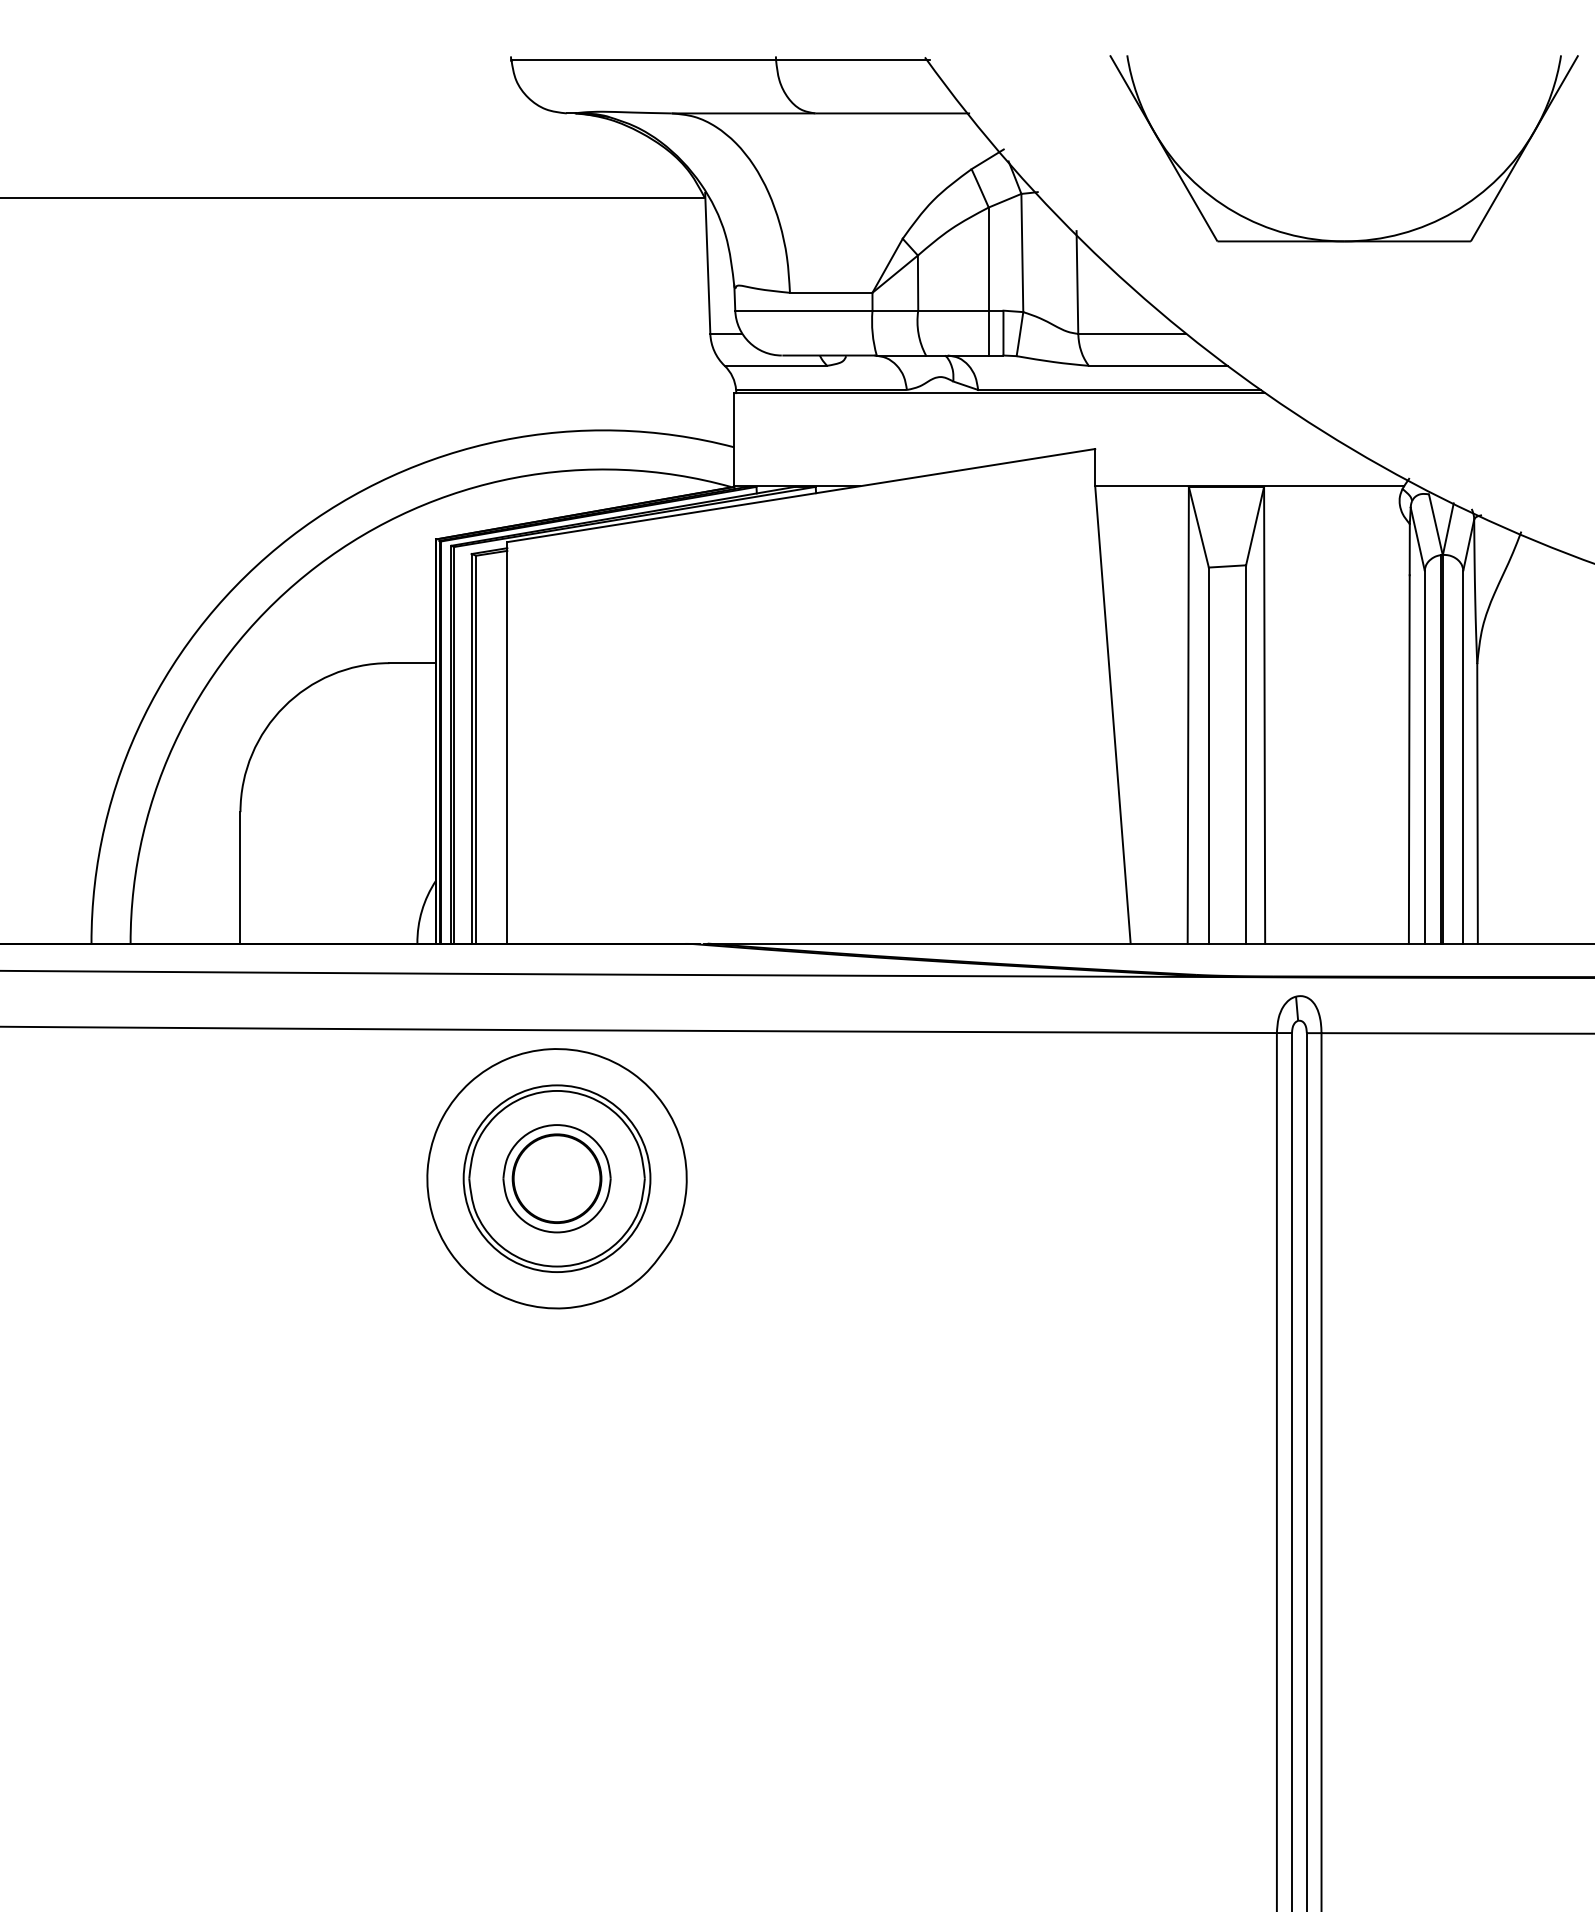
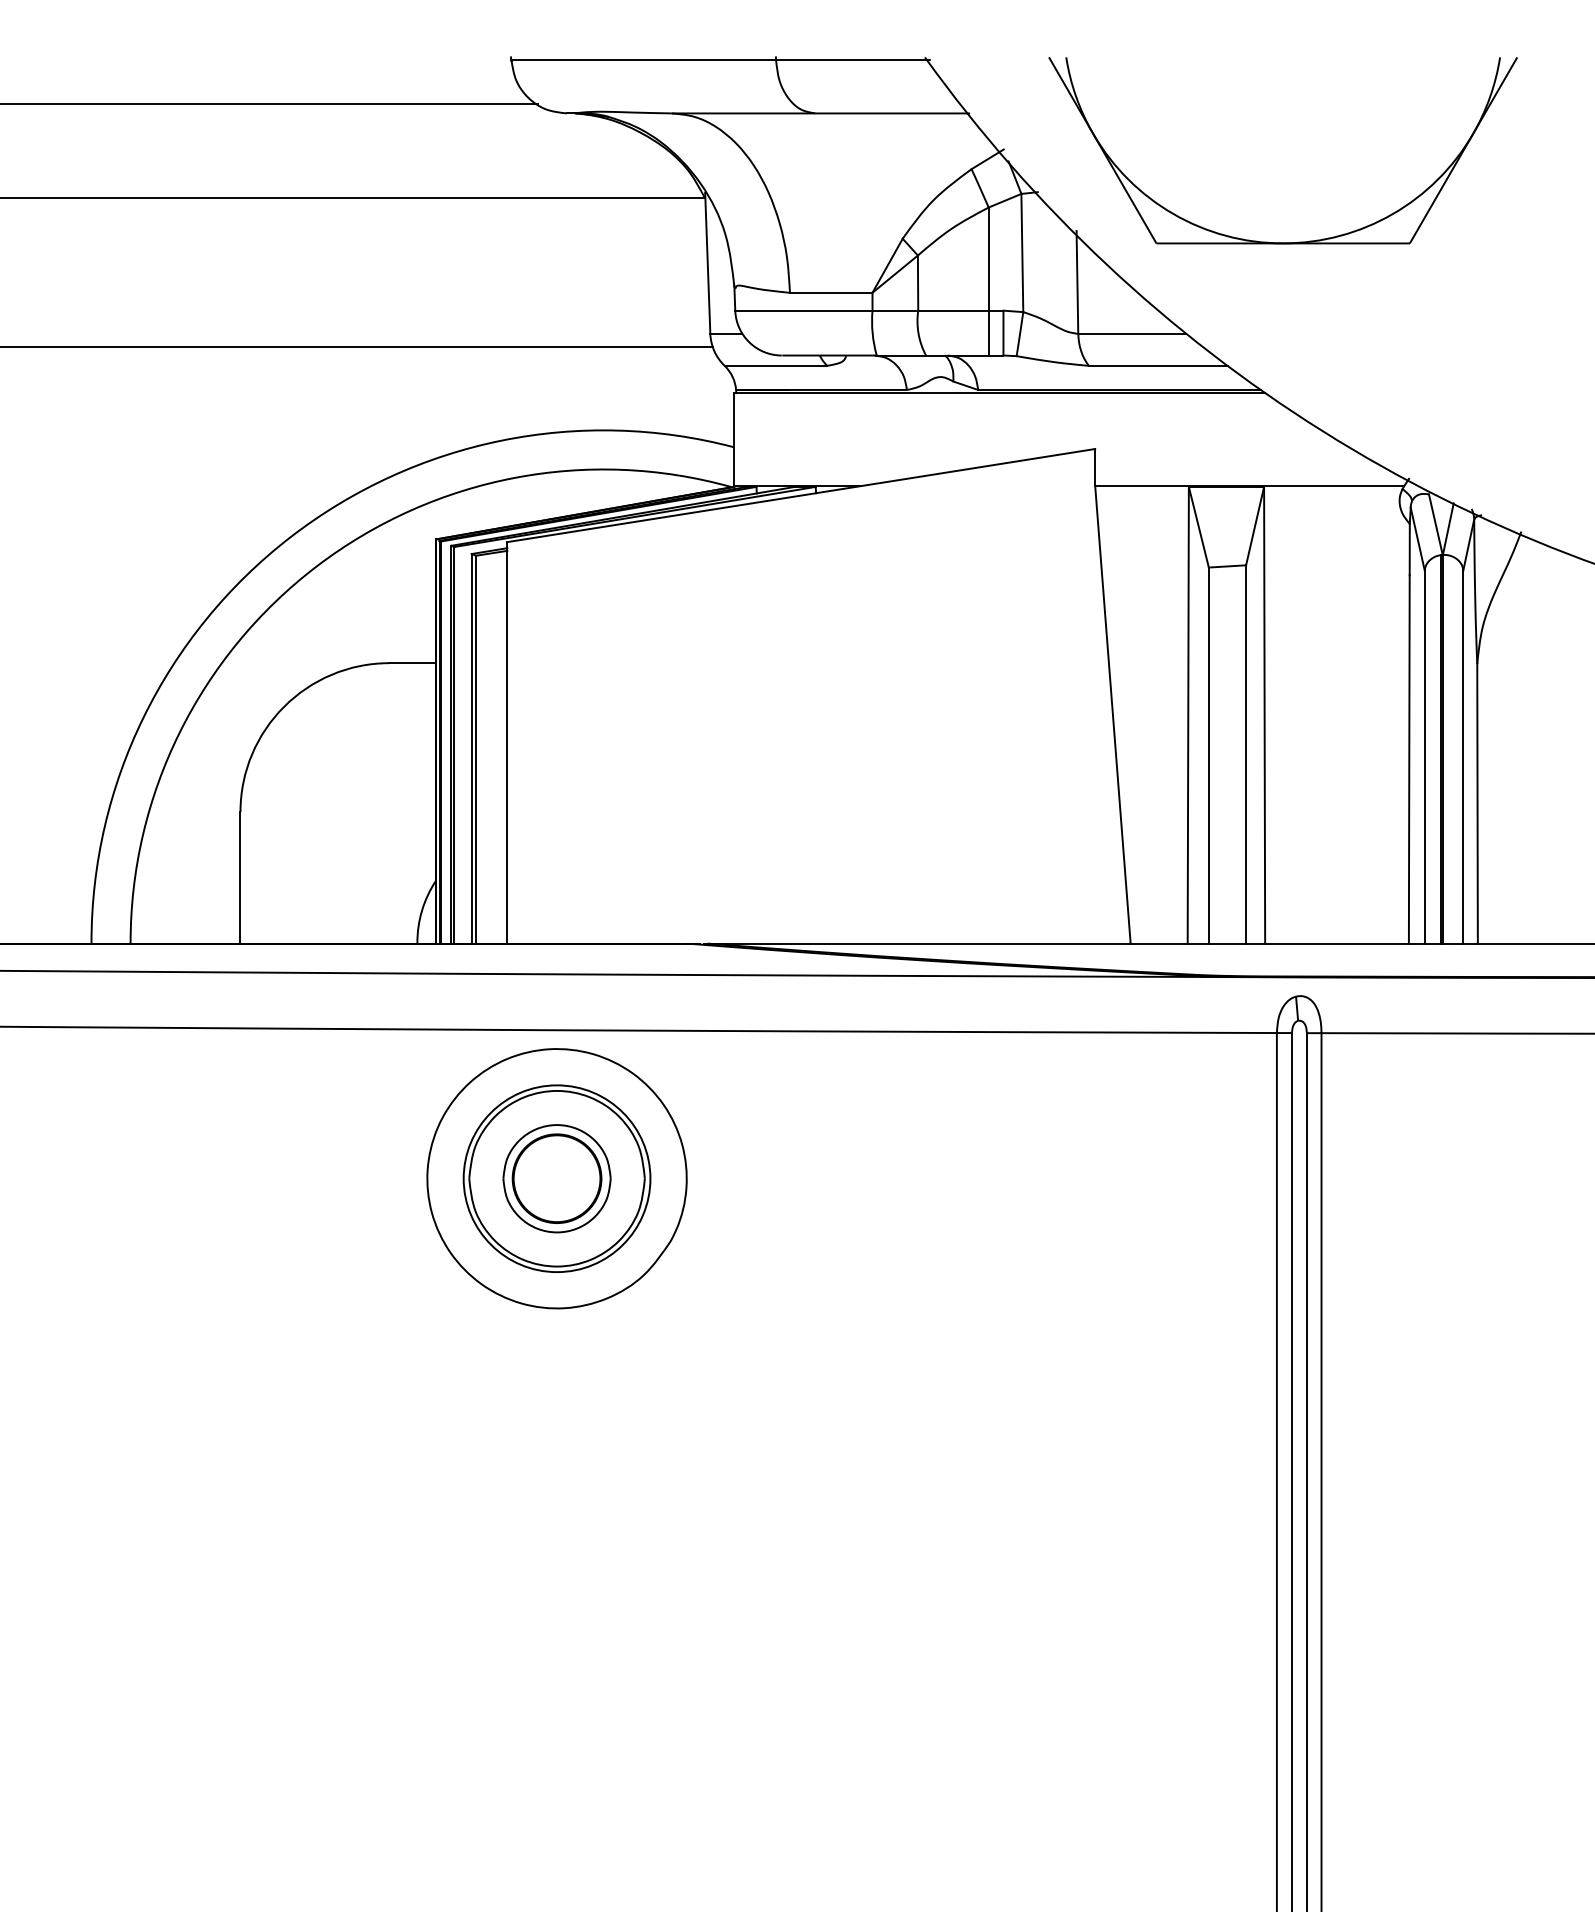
line: none -> present (269, 104)
part position: (1343, 240) -> (1282, 242) (1282, 242)
line: none -> present (357, 346)
